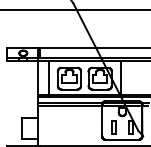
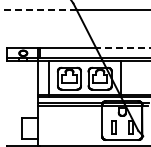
line: solid -> dashed (38, 9)
line: solid -> dashed (123, 48)
